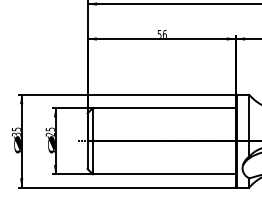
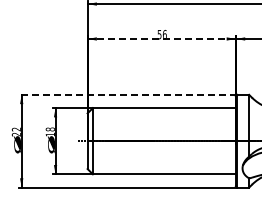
line: solid -> dashed (161, 38)
line: solid -> dashed (127, 94)
text: 35 -> 22 (15, 131)
text: 25 -> 18 (49, 131)
